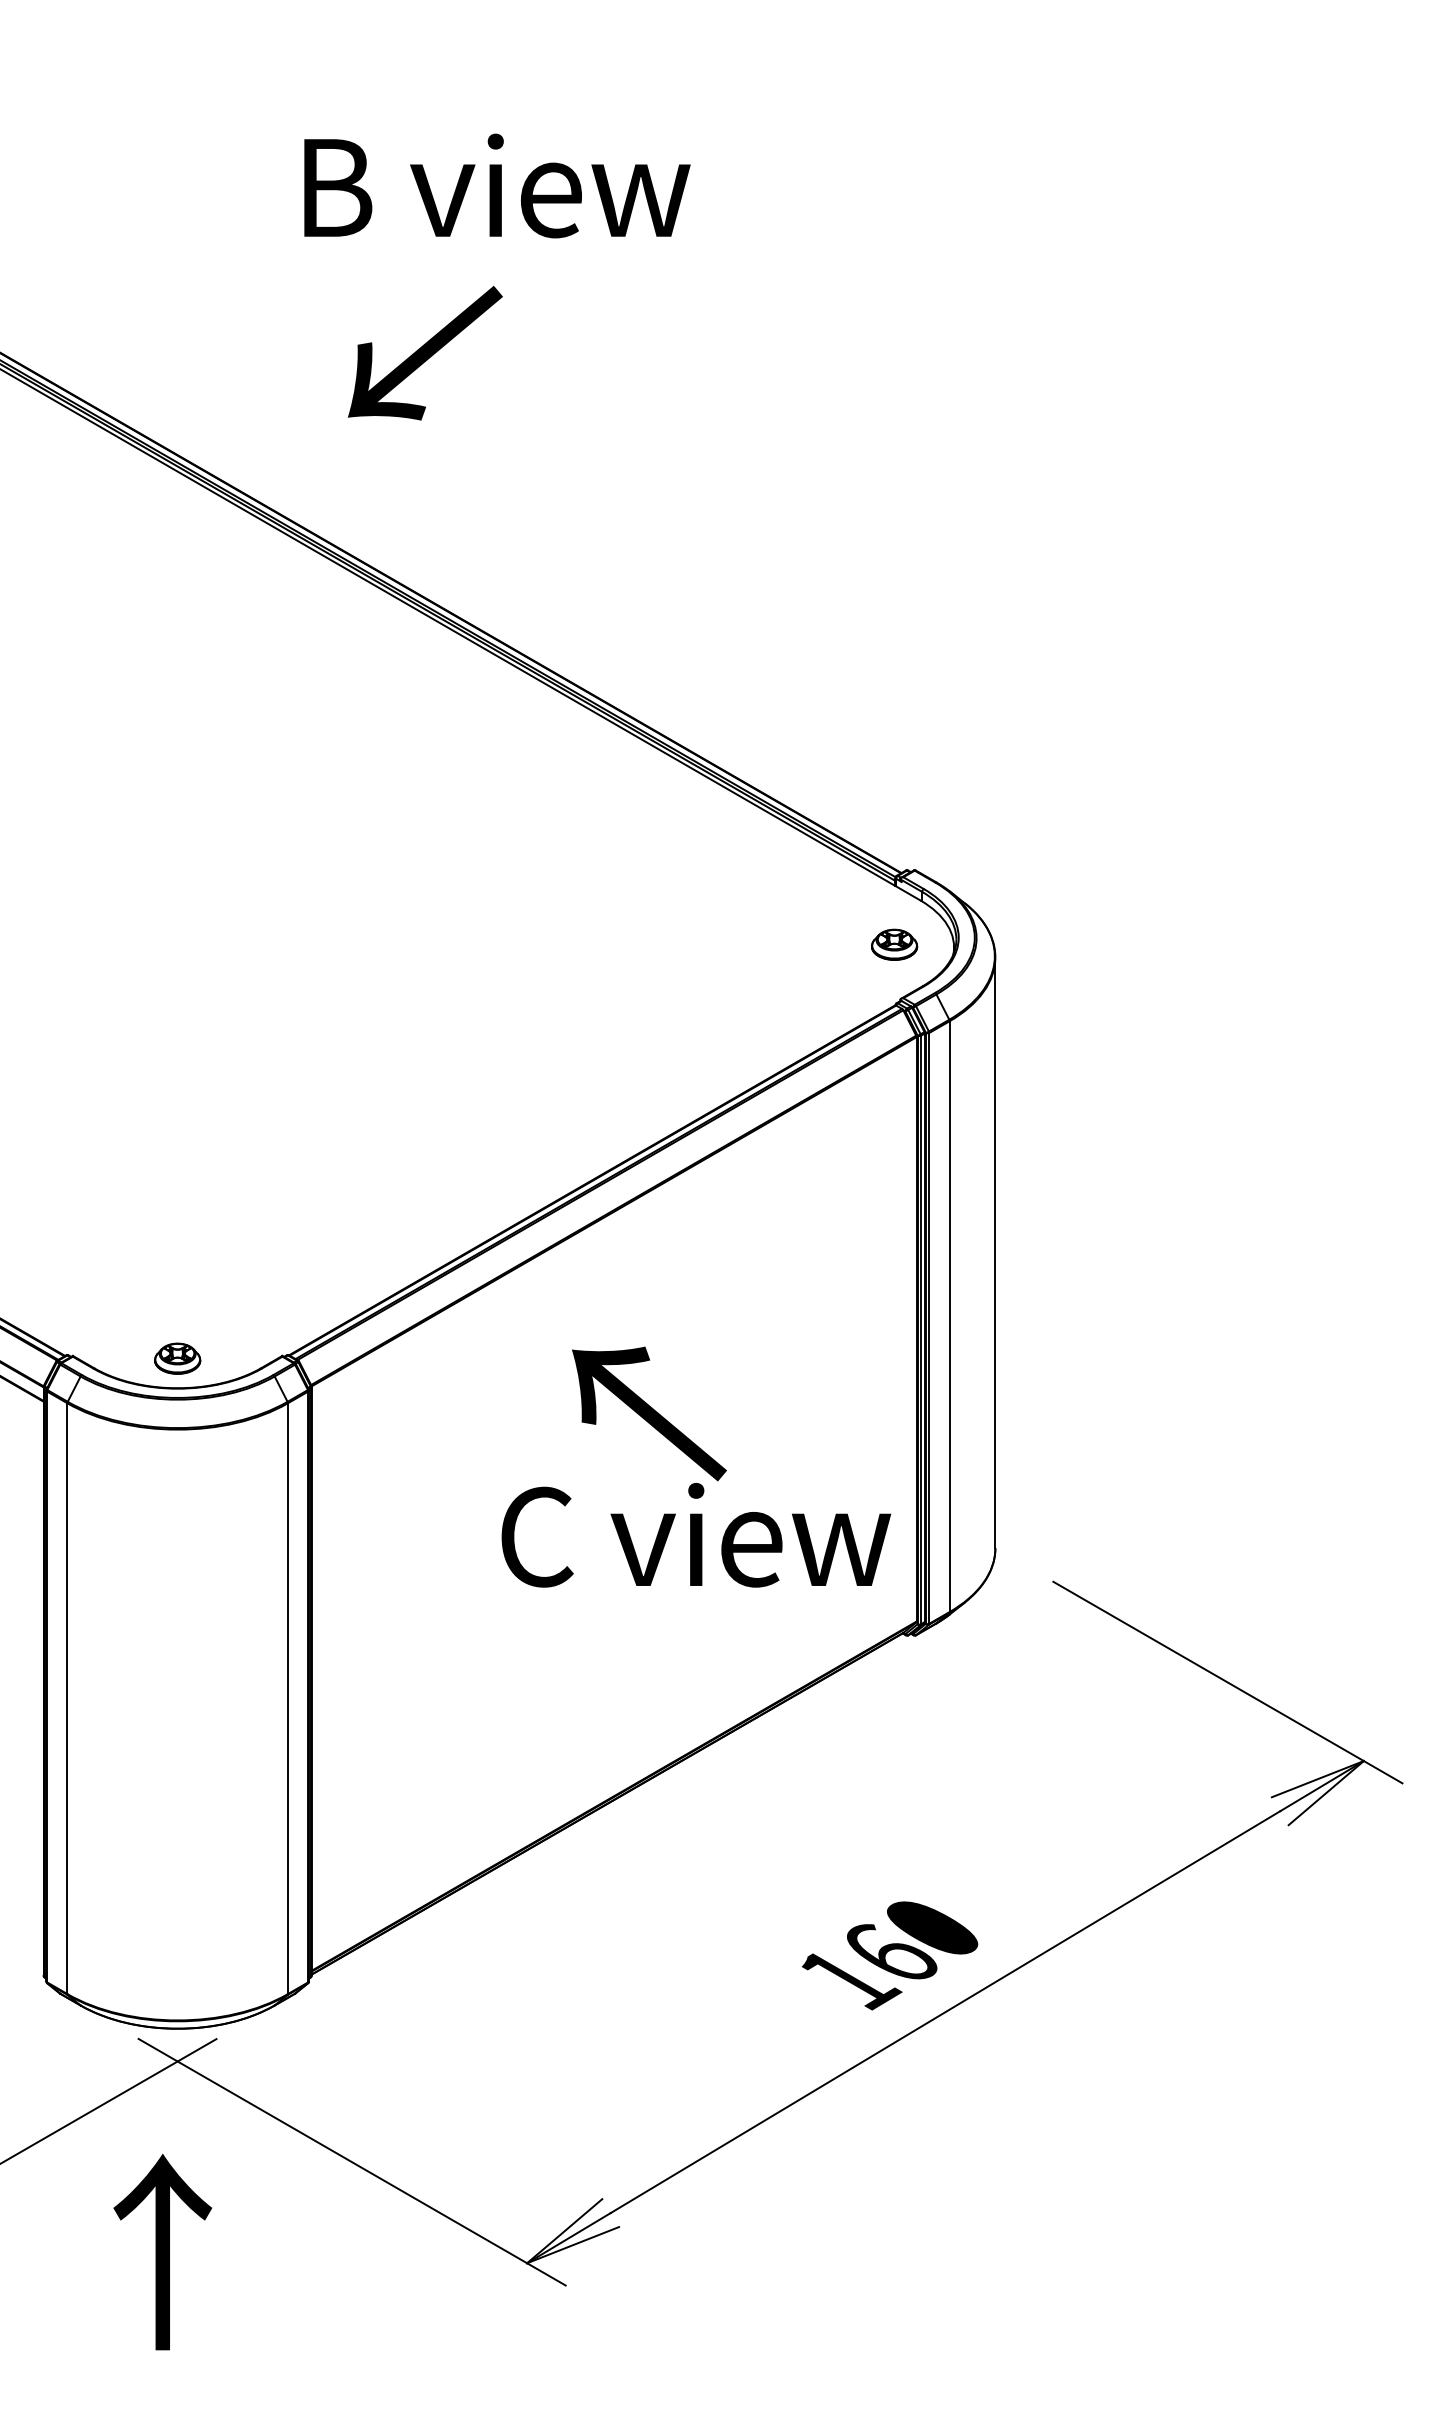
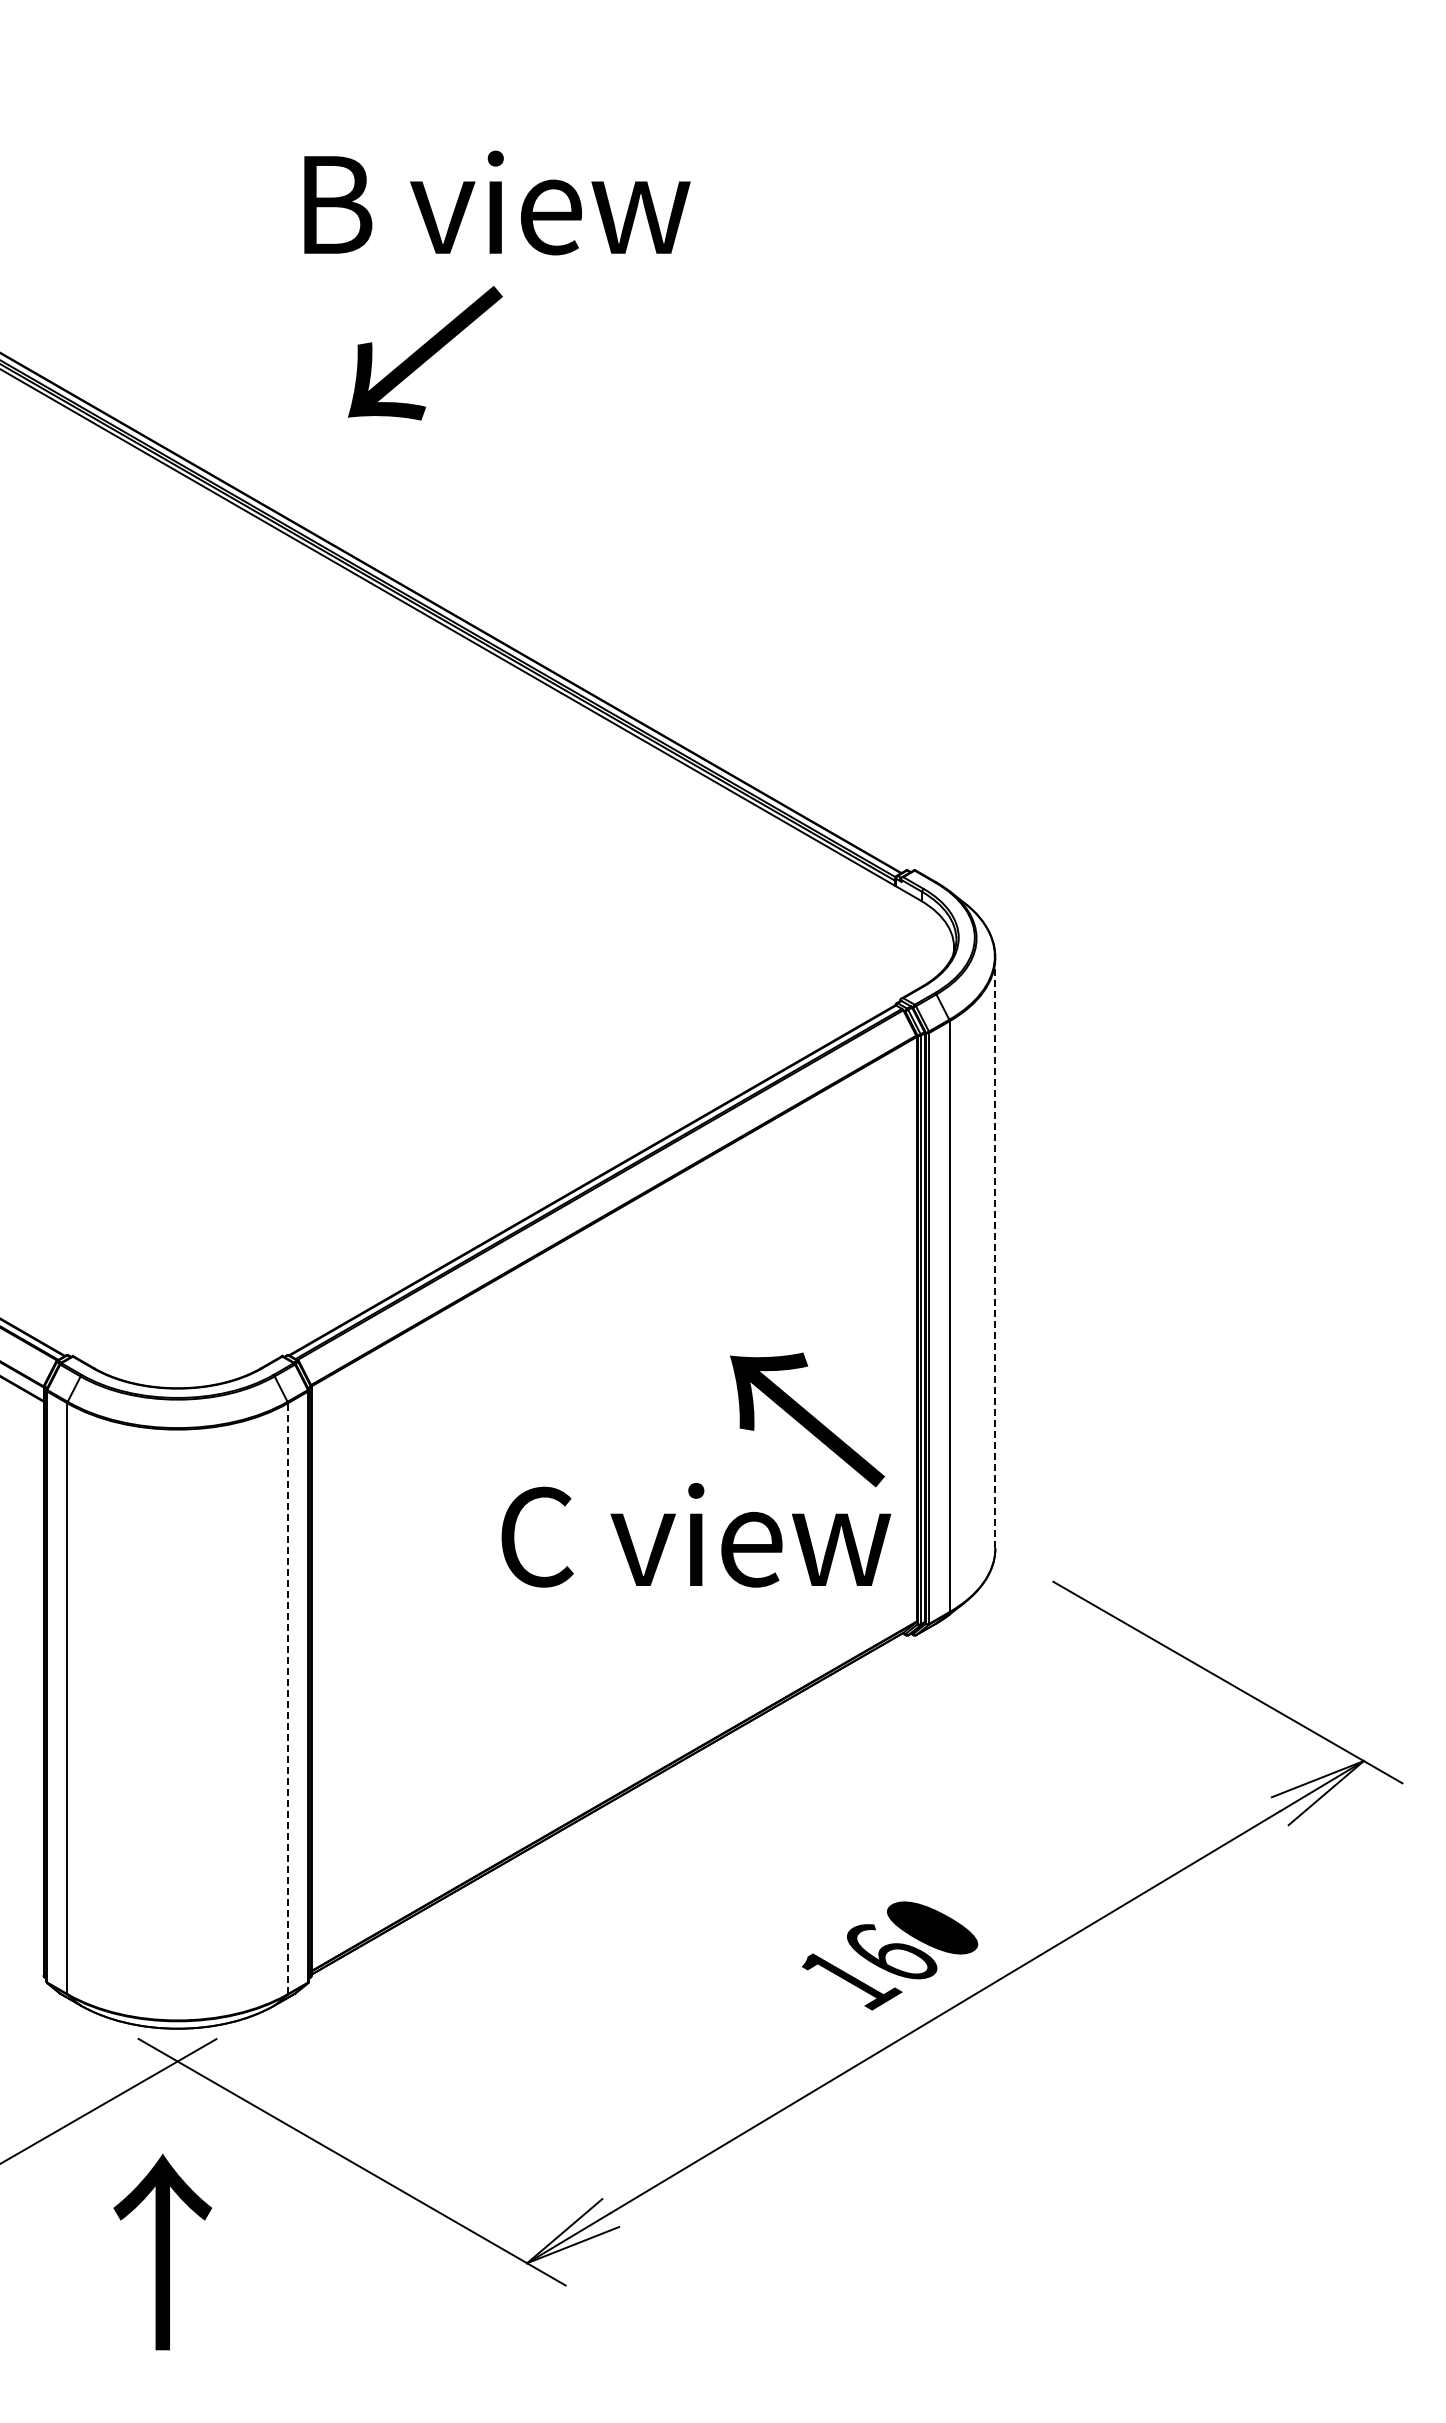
text position: (497, 185) -> (497, 202) (497, 202)
part: present -> none (894, 944)
line: solid -> dashed (995, 1252)
part: present -> none (177, 1358)
text position: (649, 1413) -> (807, 1419) (807, 1419)
line: solid -> dashed (287, 1698)
